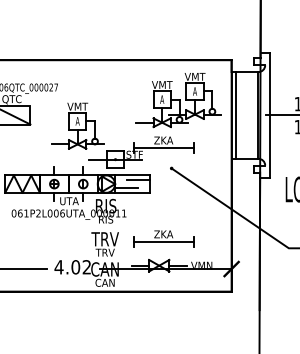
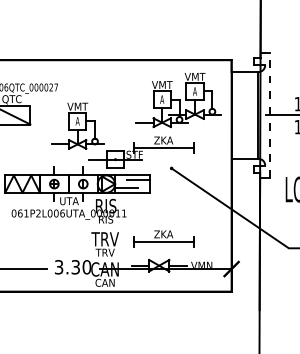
line: present -> none (235, 115)
line: solid -> dashed (270, 115)
text: 4.02 -> 3.30 (72, 267)
